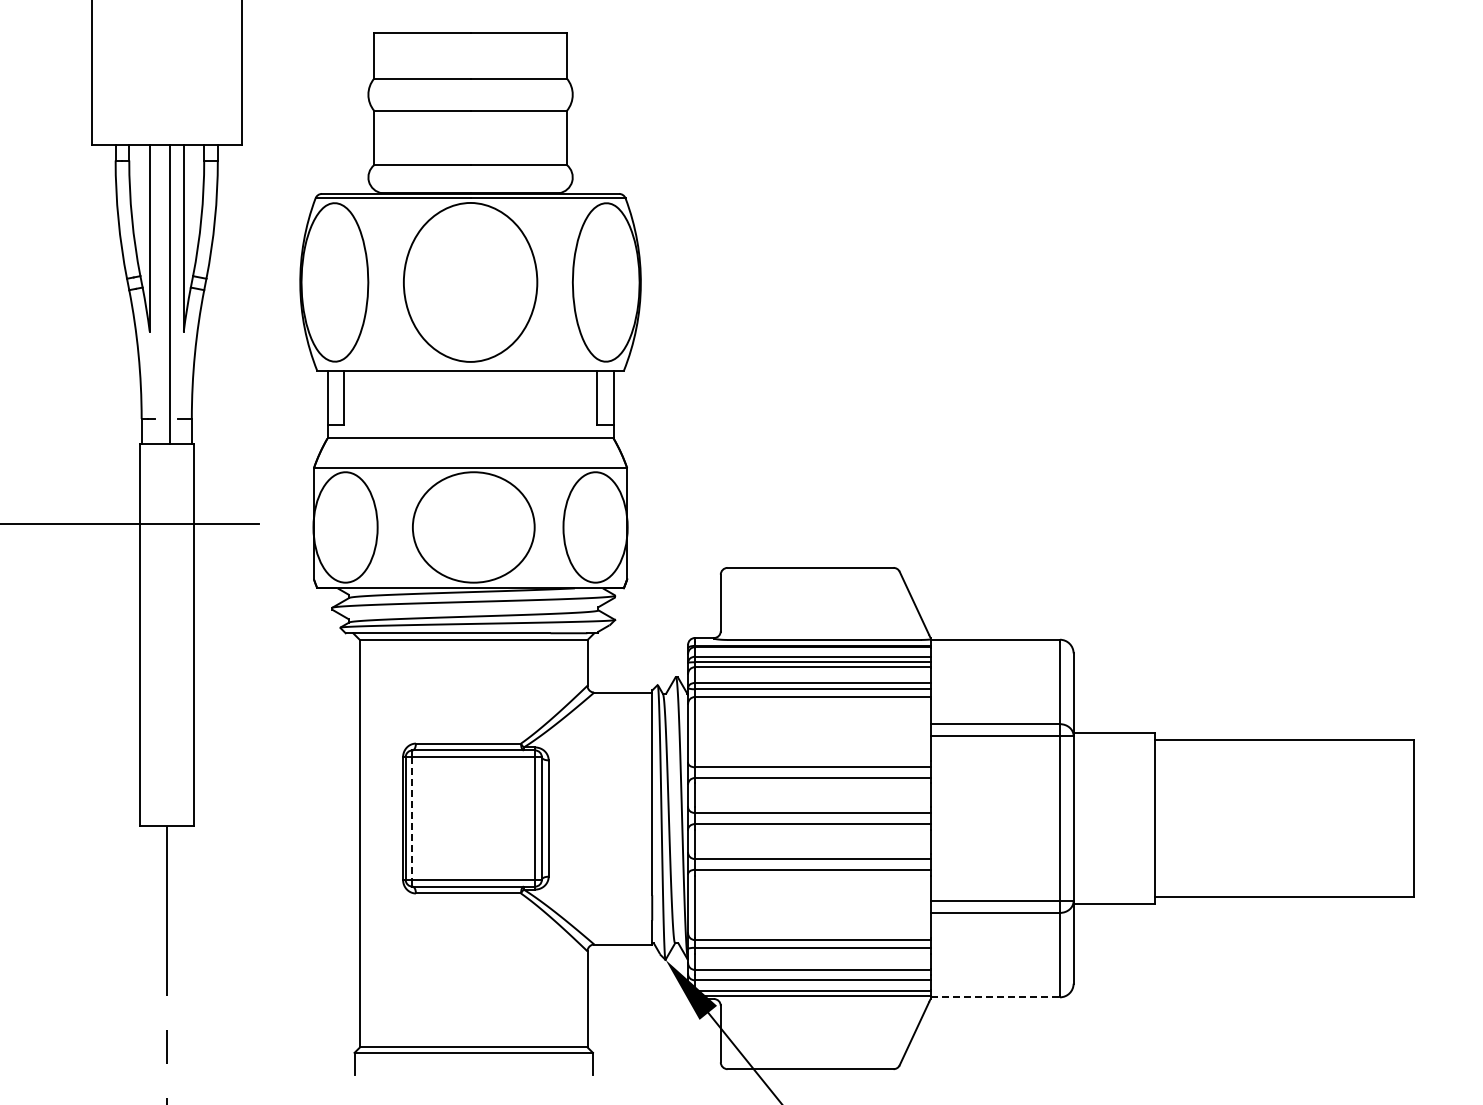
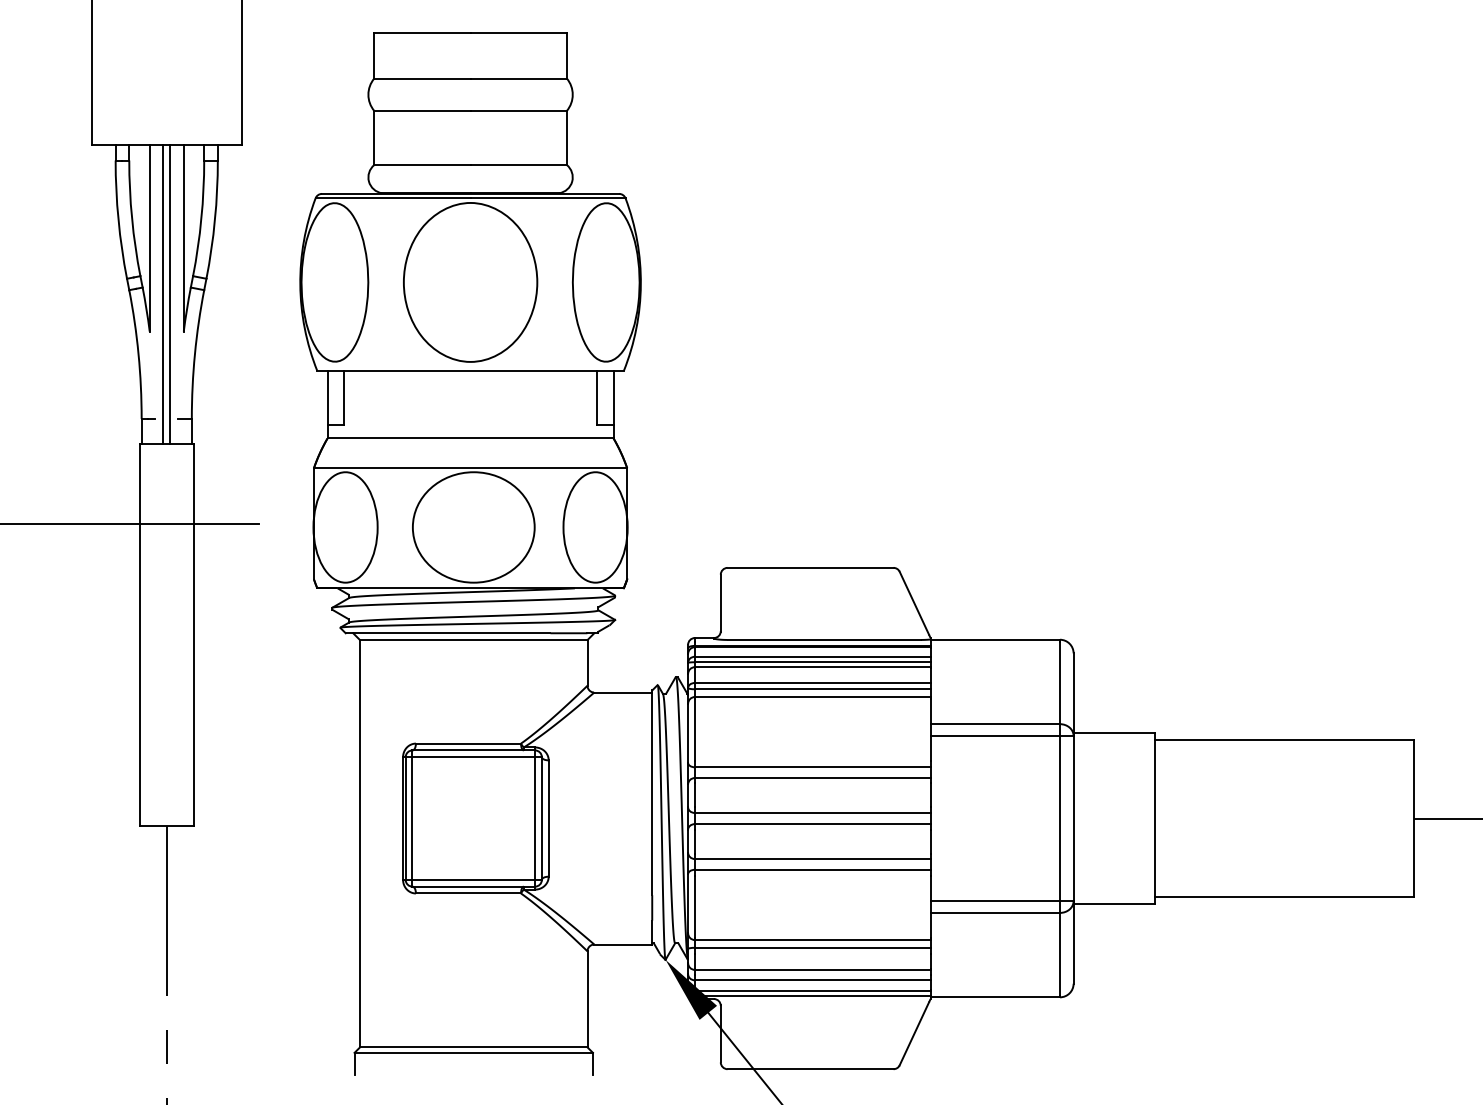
line: none -> present (163, 294)
line: none -> present (1446, 818)
line: dashed -> solid (412, 819)
line: dashed -> solid (995, 997)
